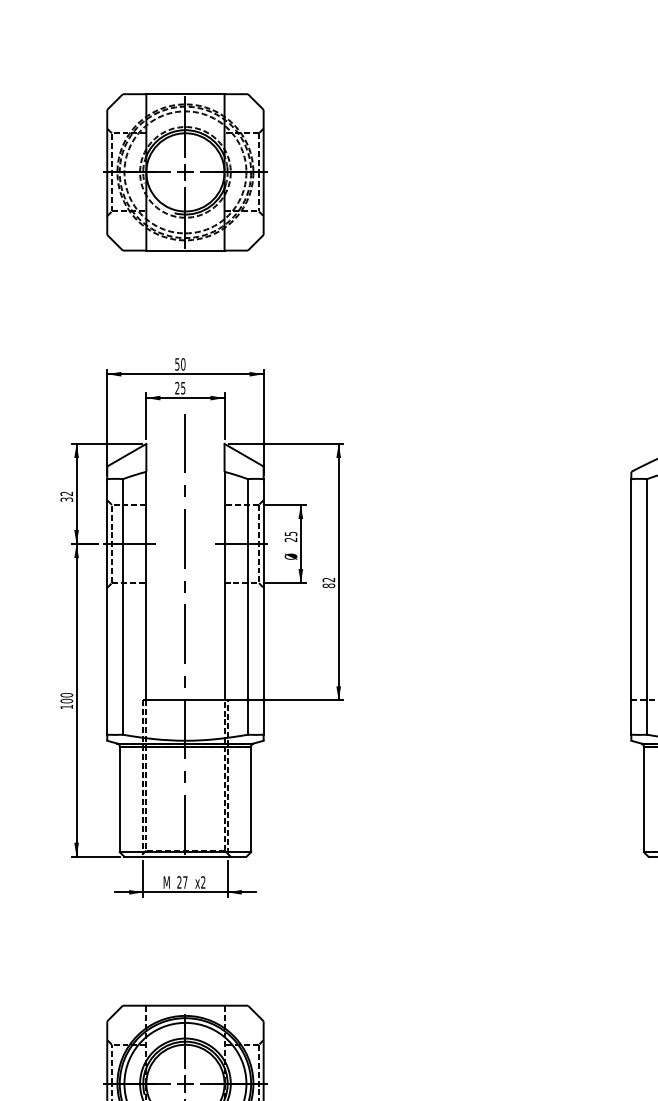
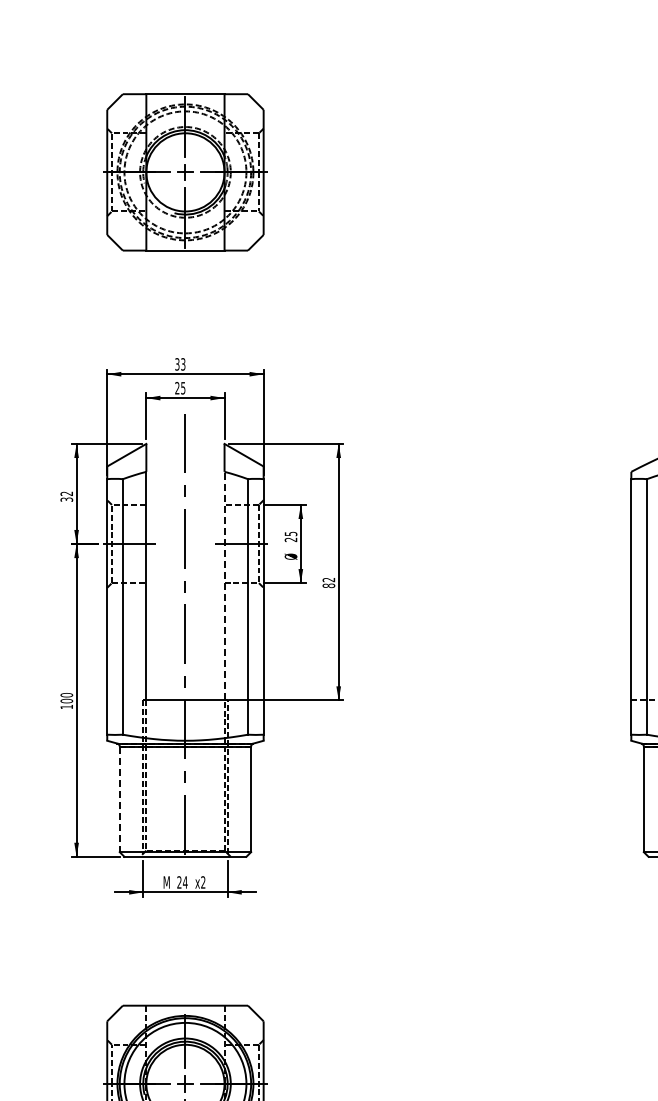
text: 50 -> 33 (180, 364)
line: solid -> dashed (224, 585)
line: solid -> dashed (119, 799)
text: 27 -> 24 (184, 882)
